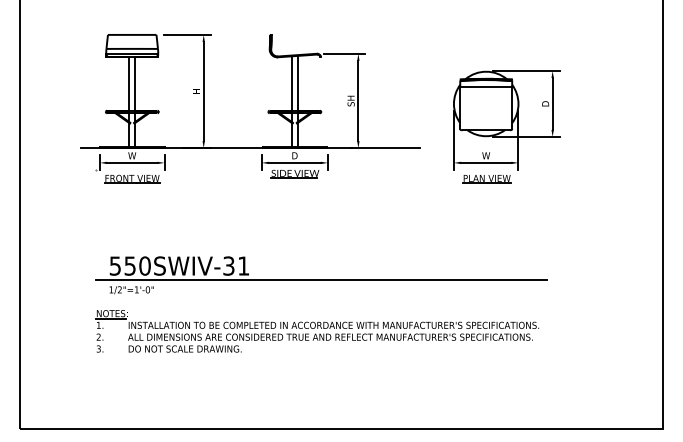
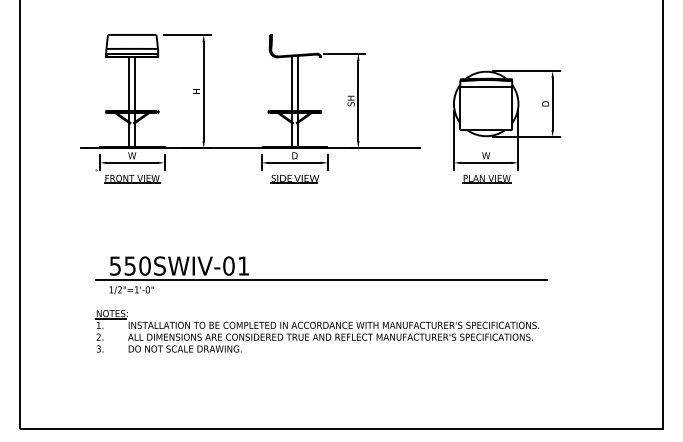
part position: (294, 173) -> (294, 178) (294, 178)
text: 550SWIV-31 -> 550SWIV-01 (228, 265)
